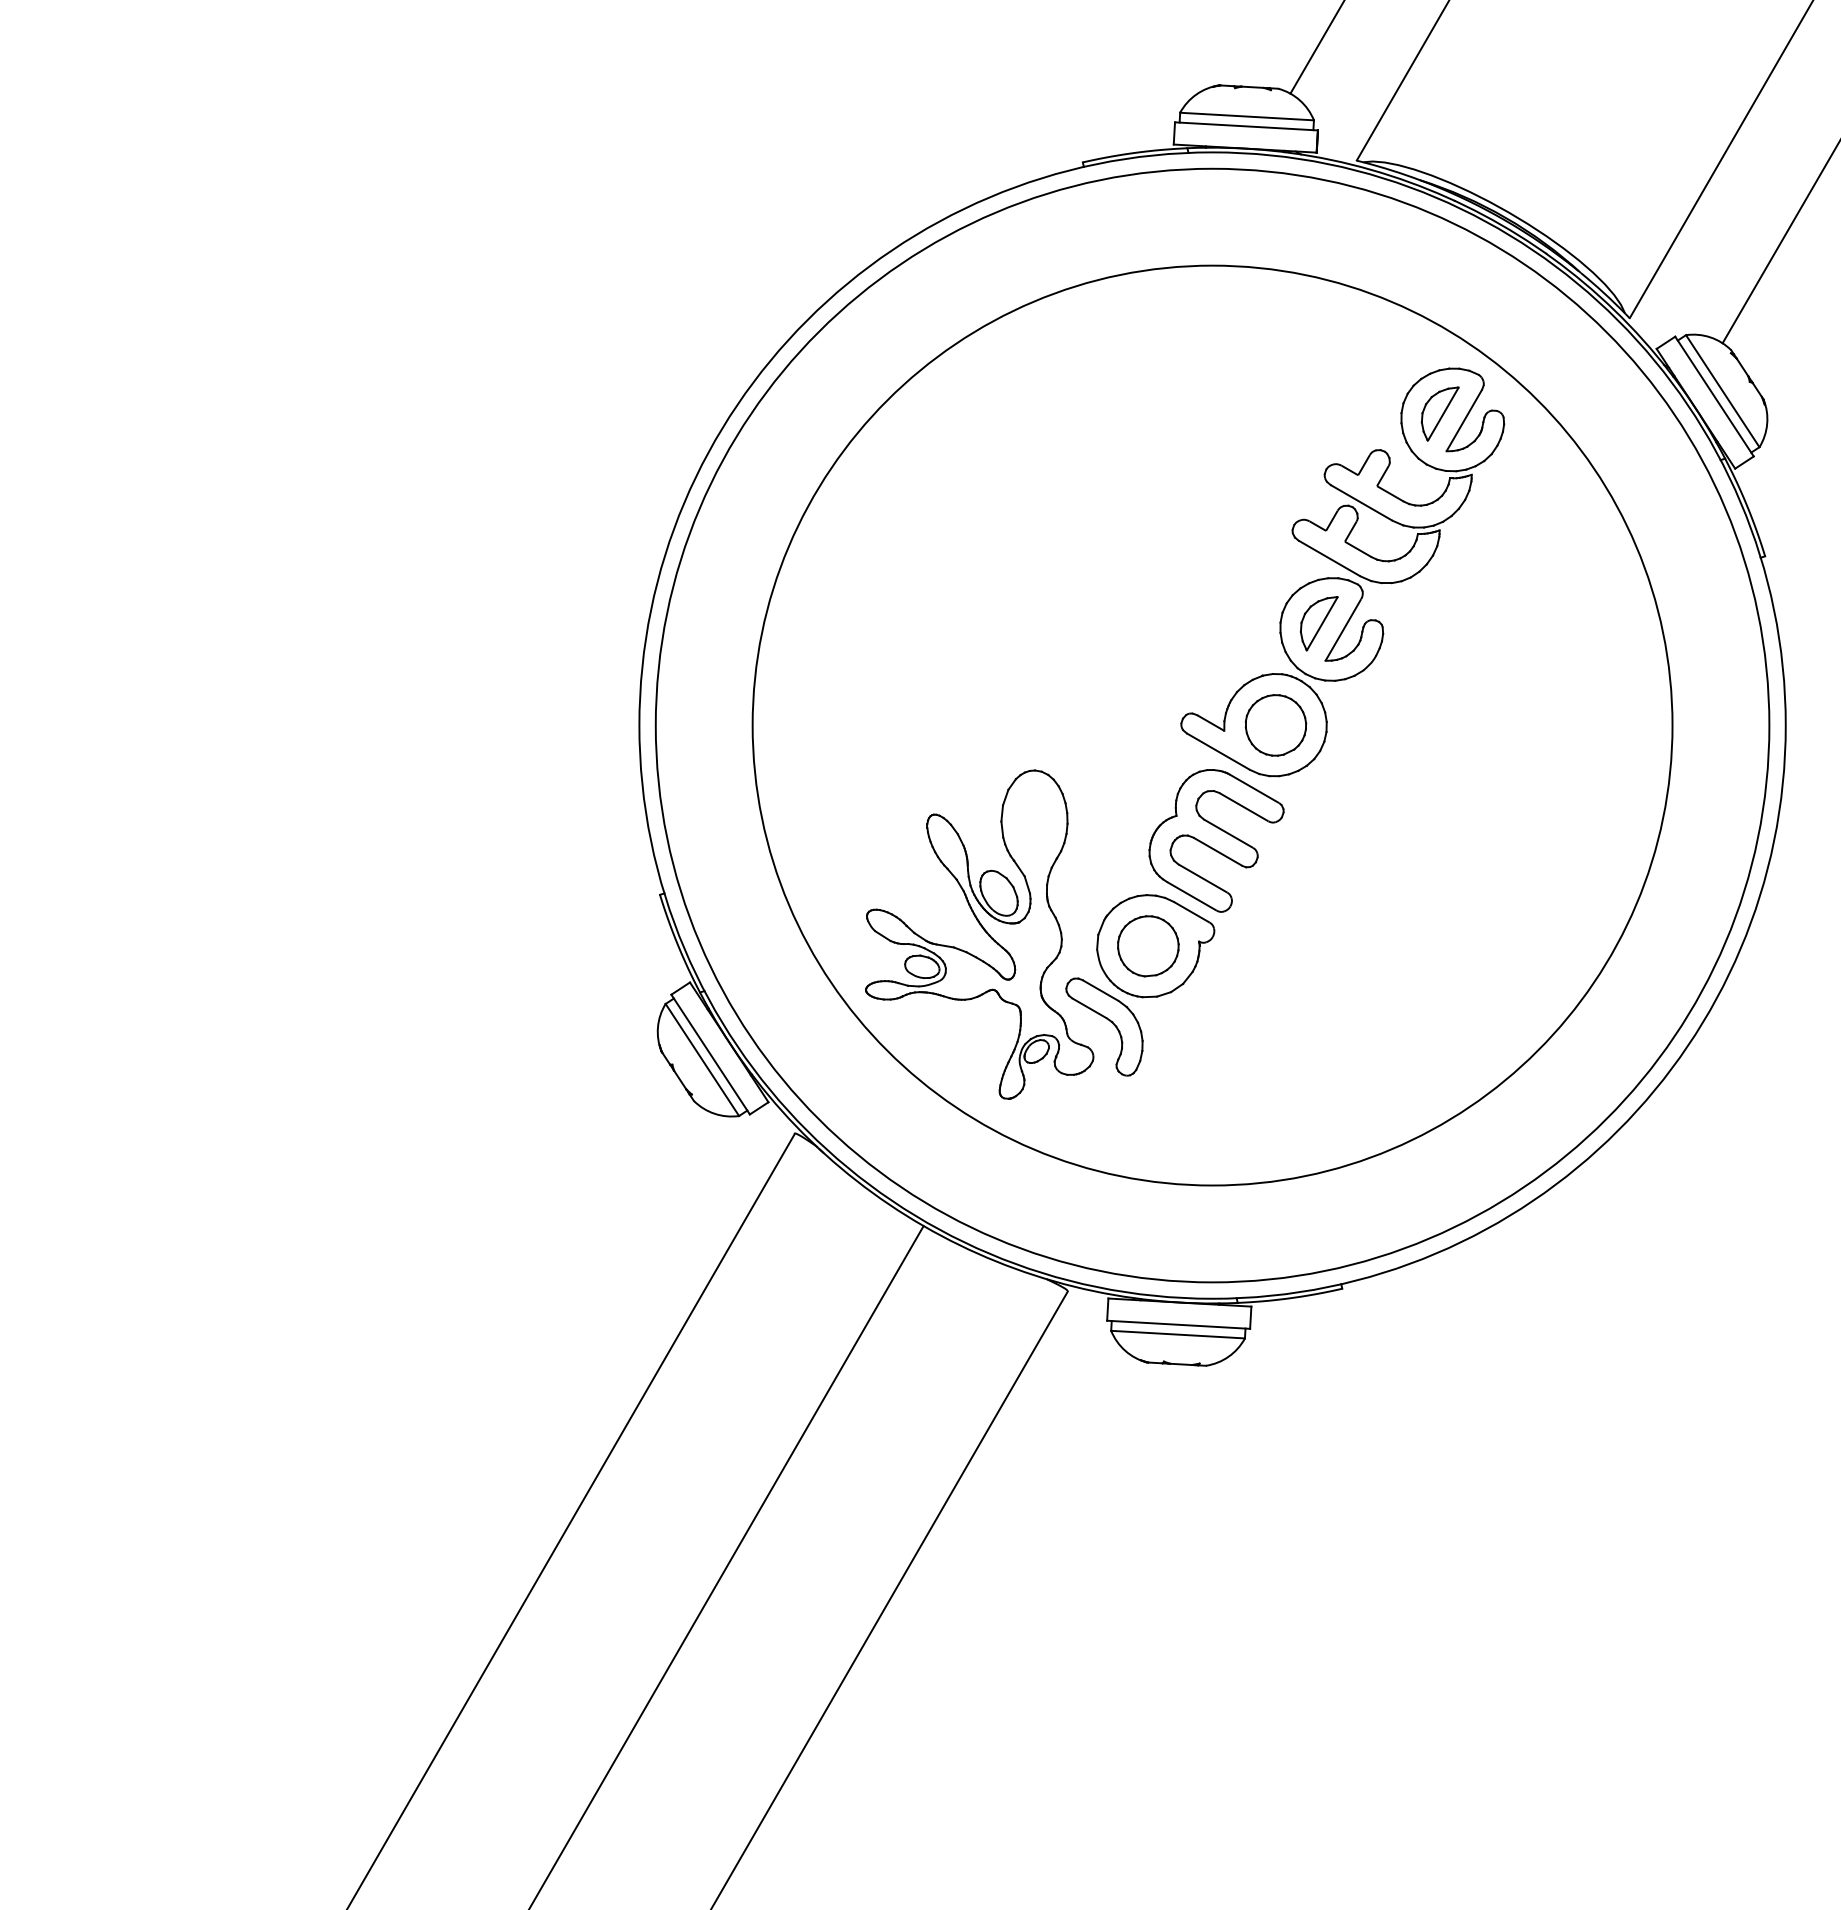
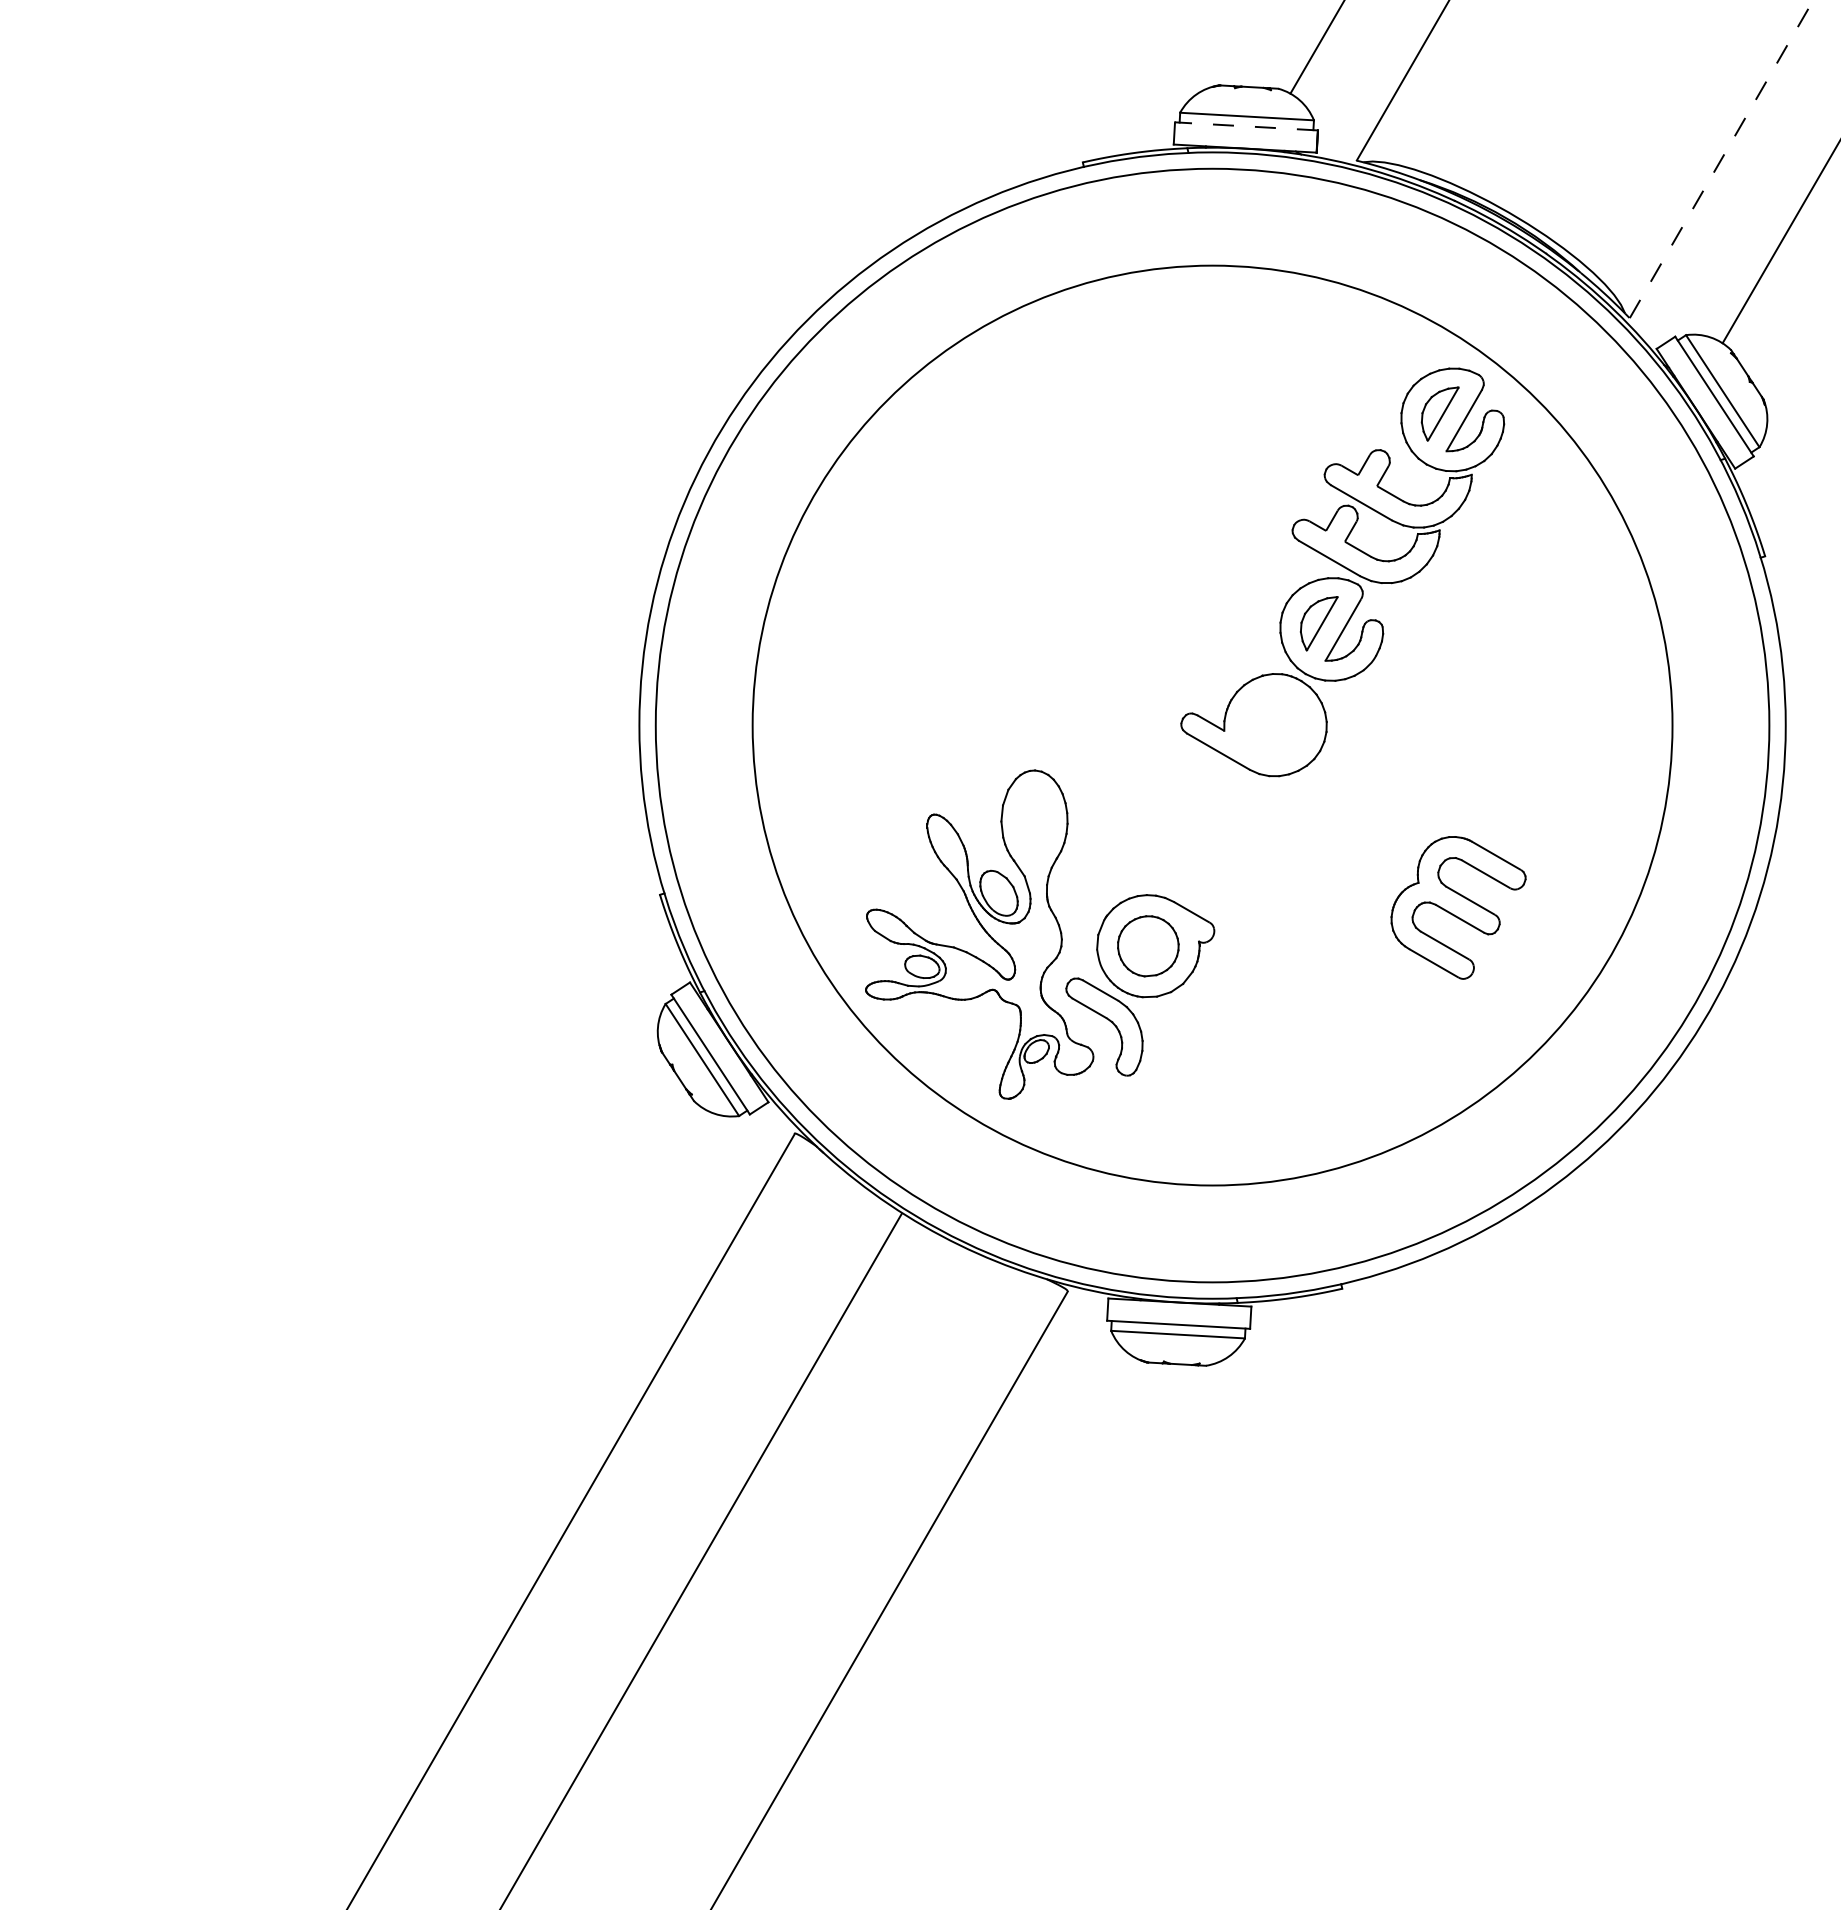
line: solid -> dashed (1246, 126)
line: solid -> dashed (1721, 158)
part: present -> none (1275, 725)
part position: (1216, 840) -> (1458, 907) (1458, 907)
line position: (726, 1566) -> (701, 1560) (701, 1560)
